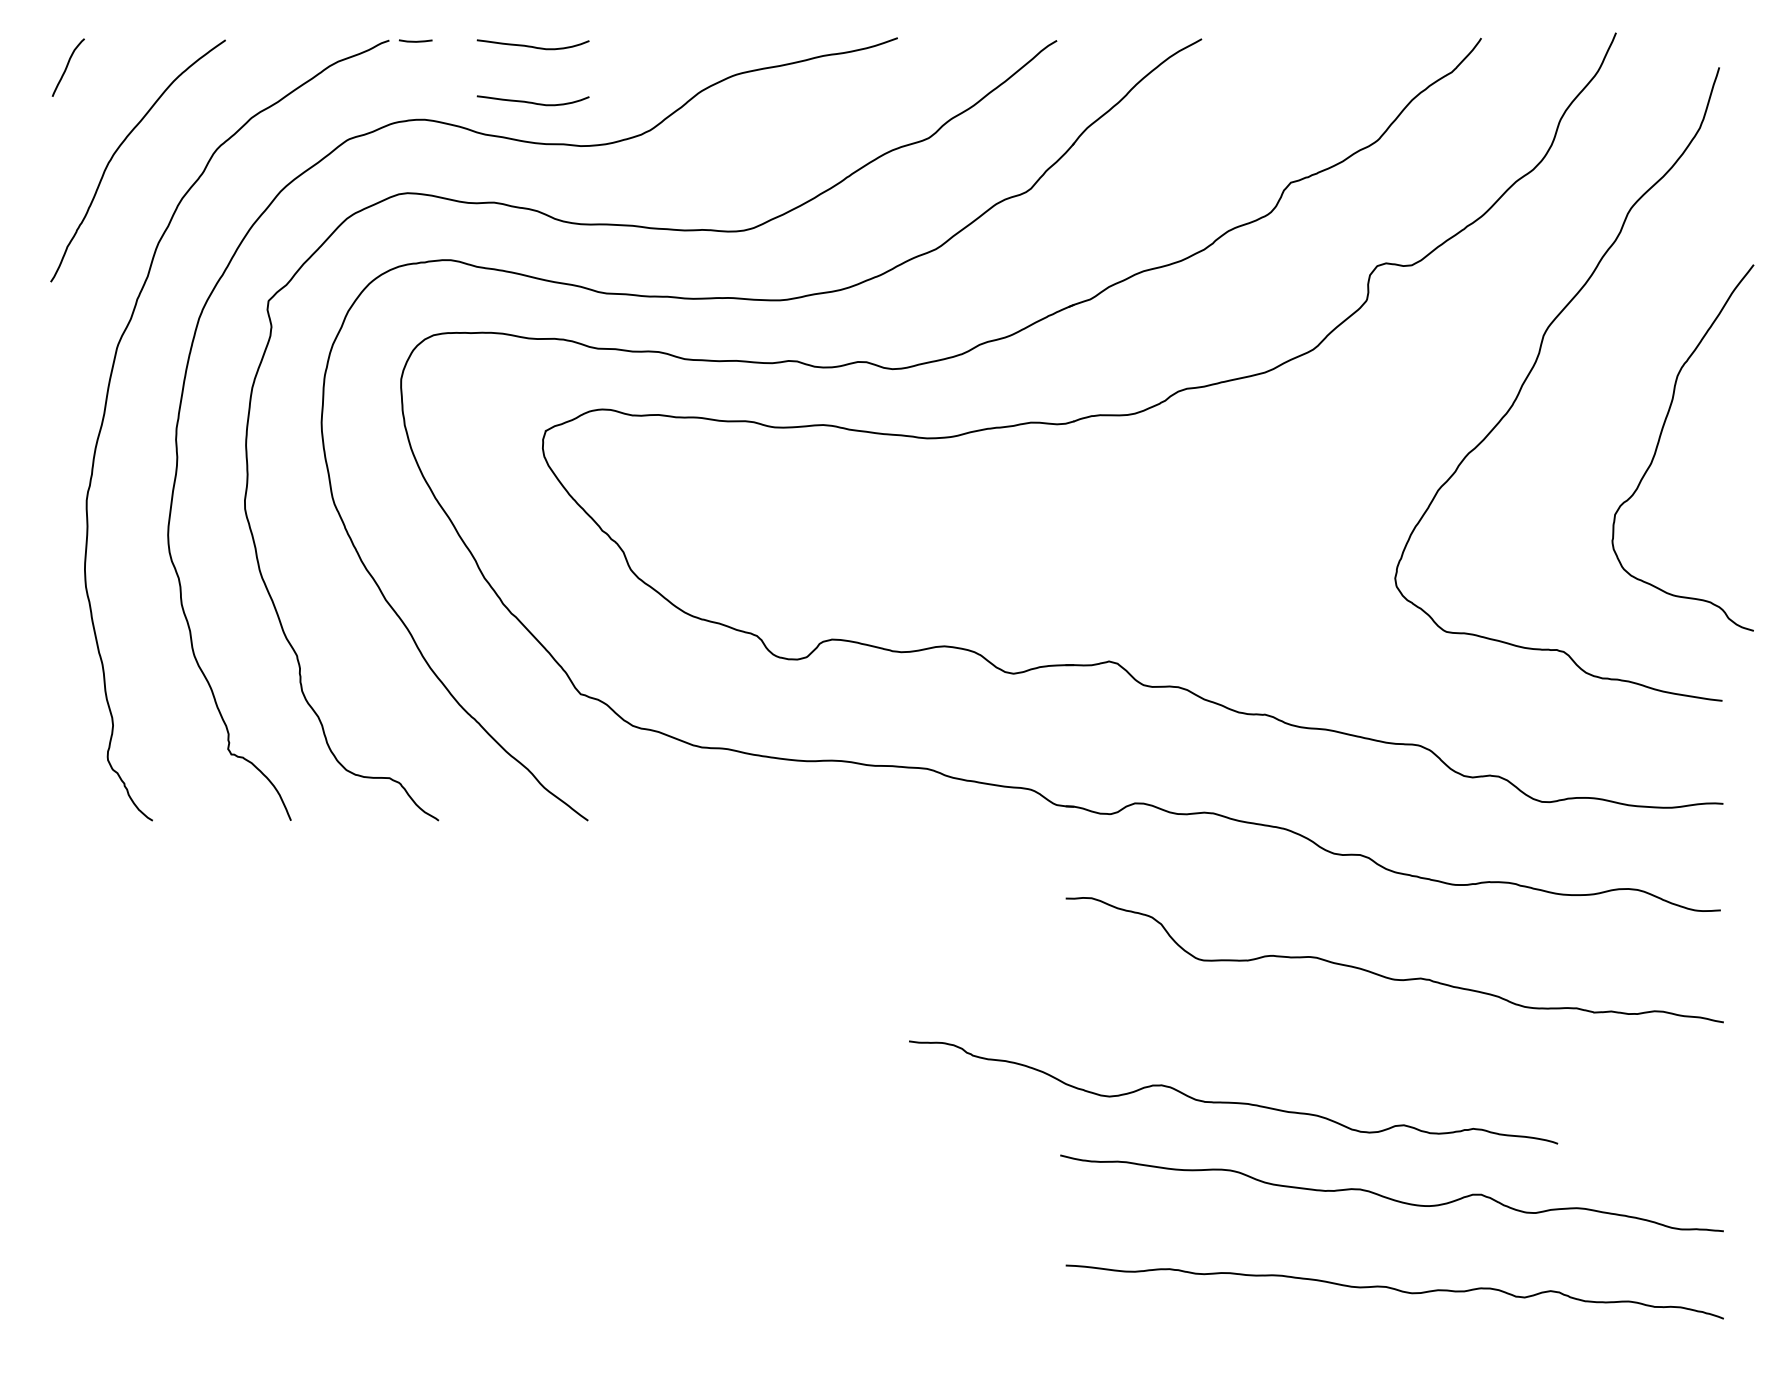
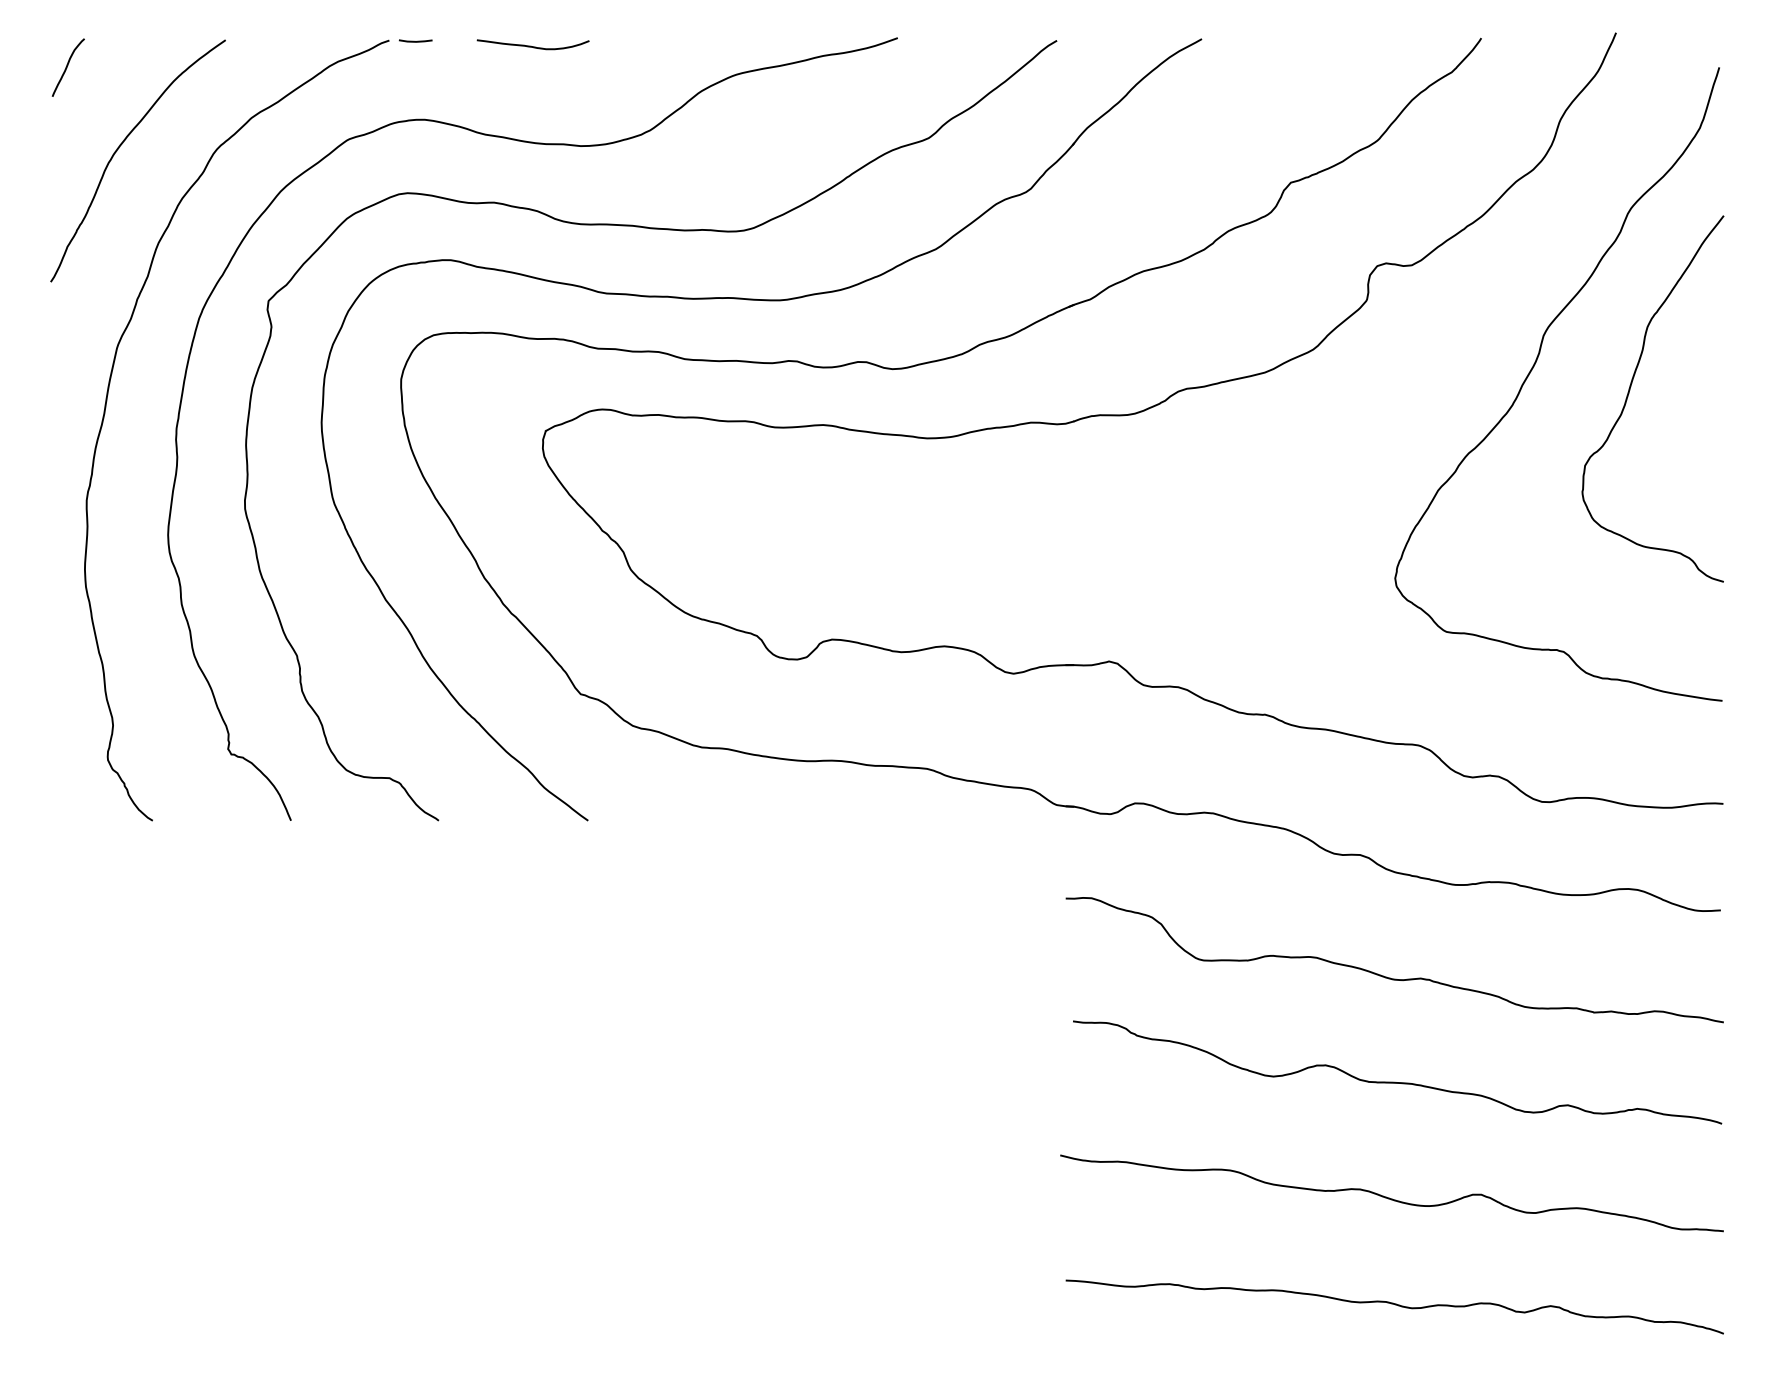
curve: present -> none (531, 101)
curve position: (1660, 439) -> (1630, 390) (1630, 390)
curve position: (1231, 1101) -> (1395, 1081) (1395, 1081)
curve position: (1395, 1290) -> (1395, 1305) (1395, 1305)
